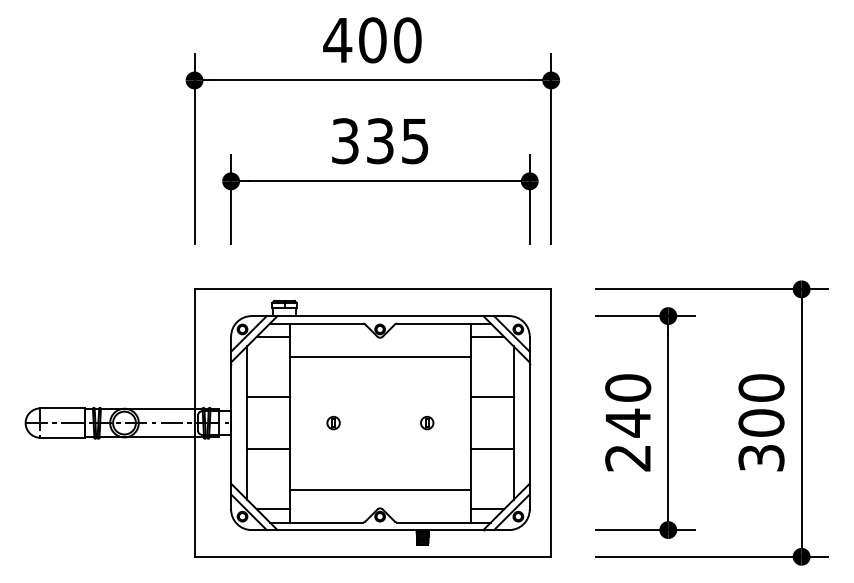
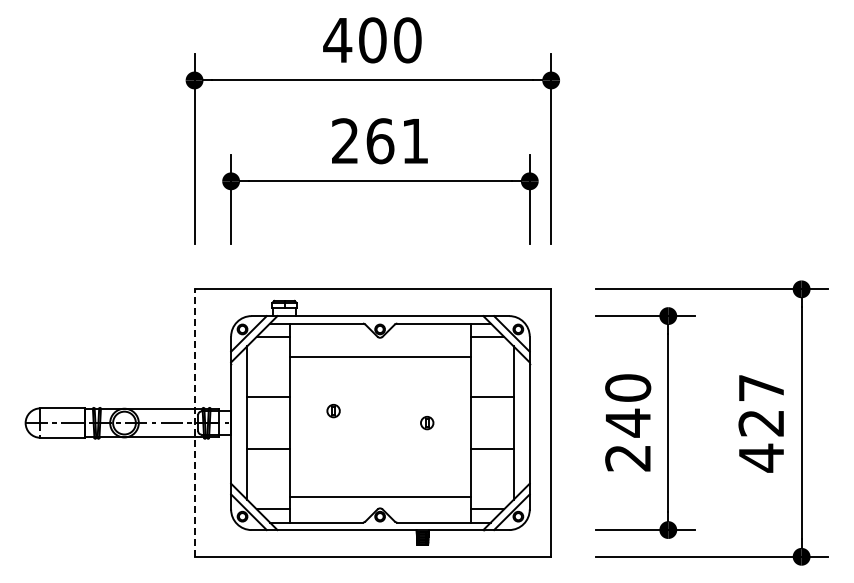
text: 335 -> 261 (380, 141)
line: solid -> dashed (194, 423)
part position: (333, 423) -> (333, 411) (333, 411)
text: 300 -> 427 (761, 423)
line position: (380, 489) -> (380, 496) (380, 496)
